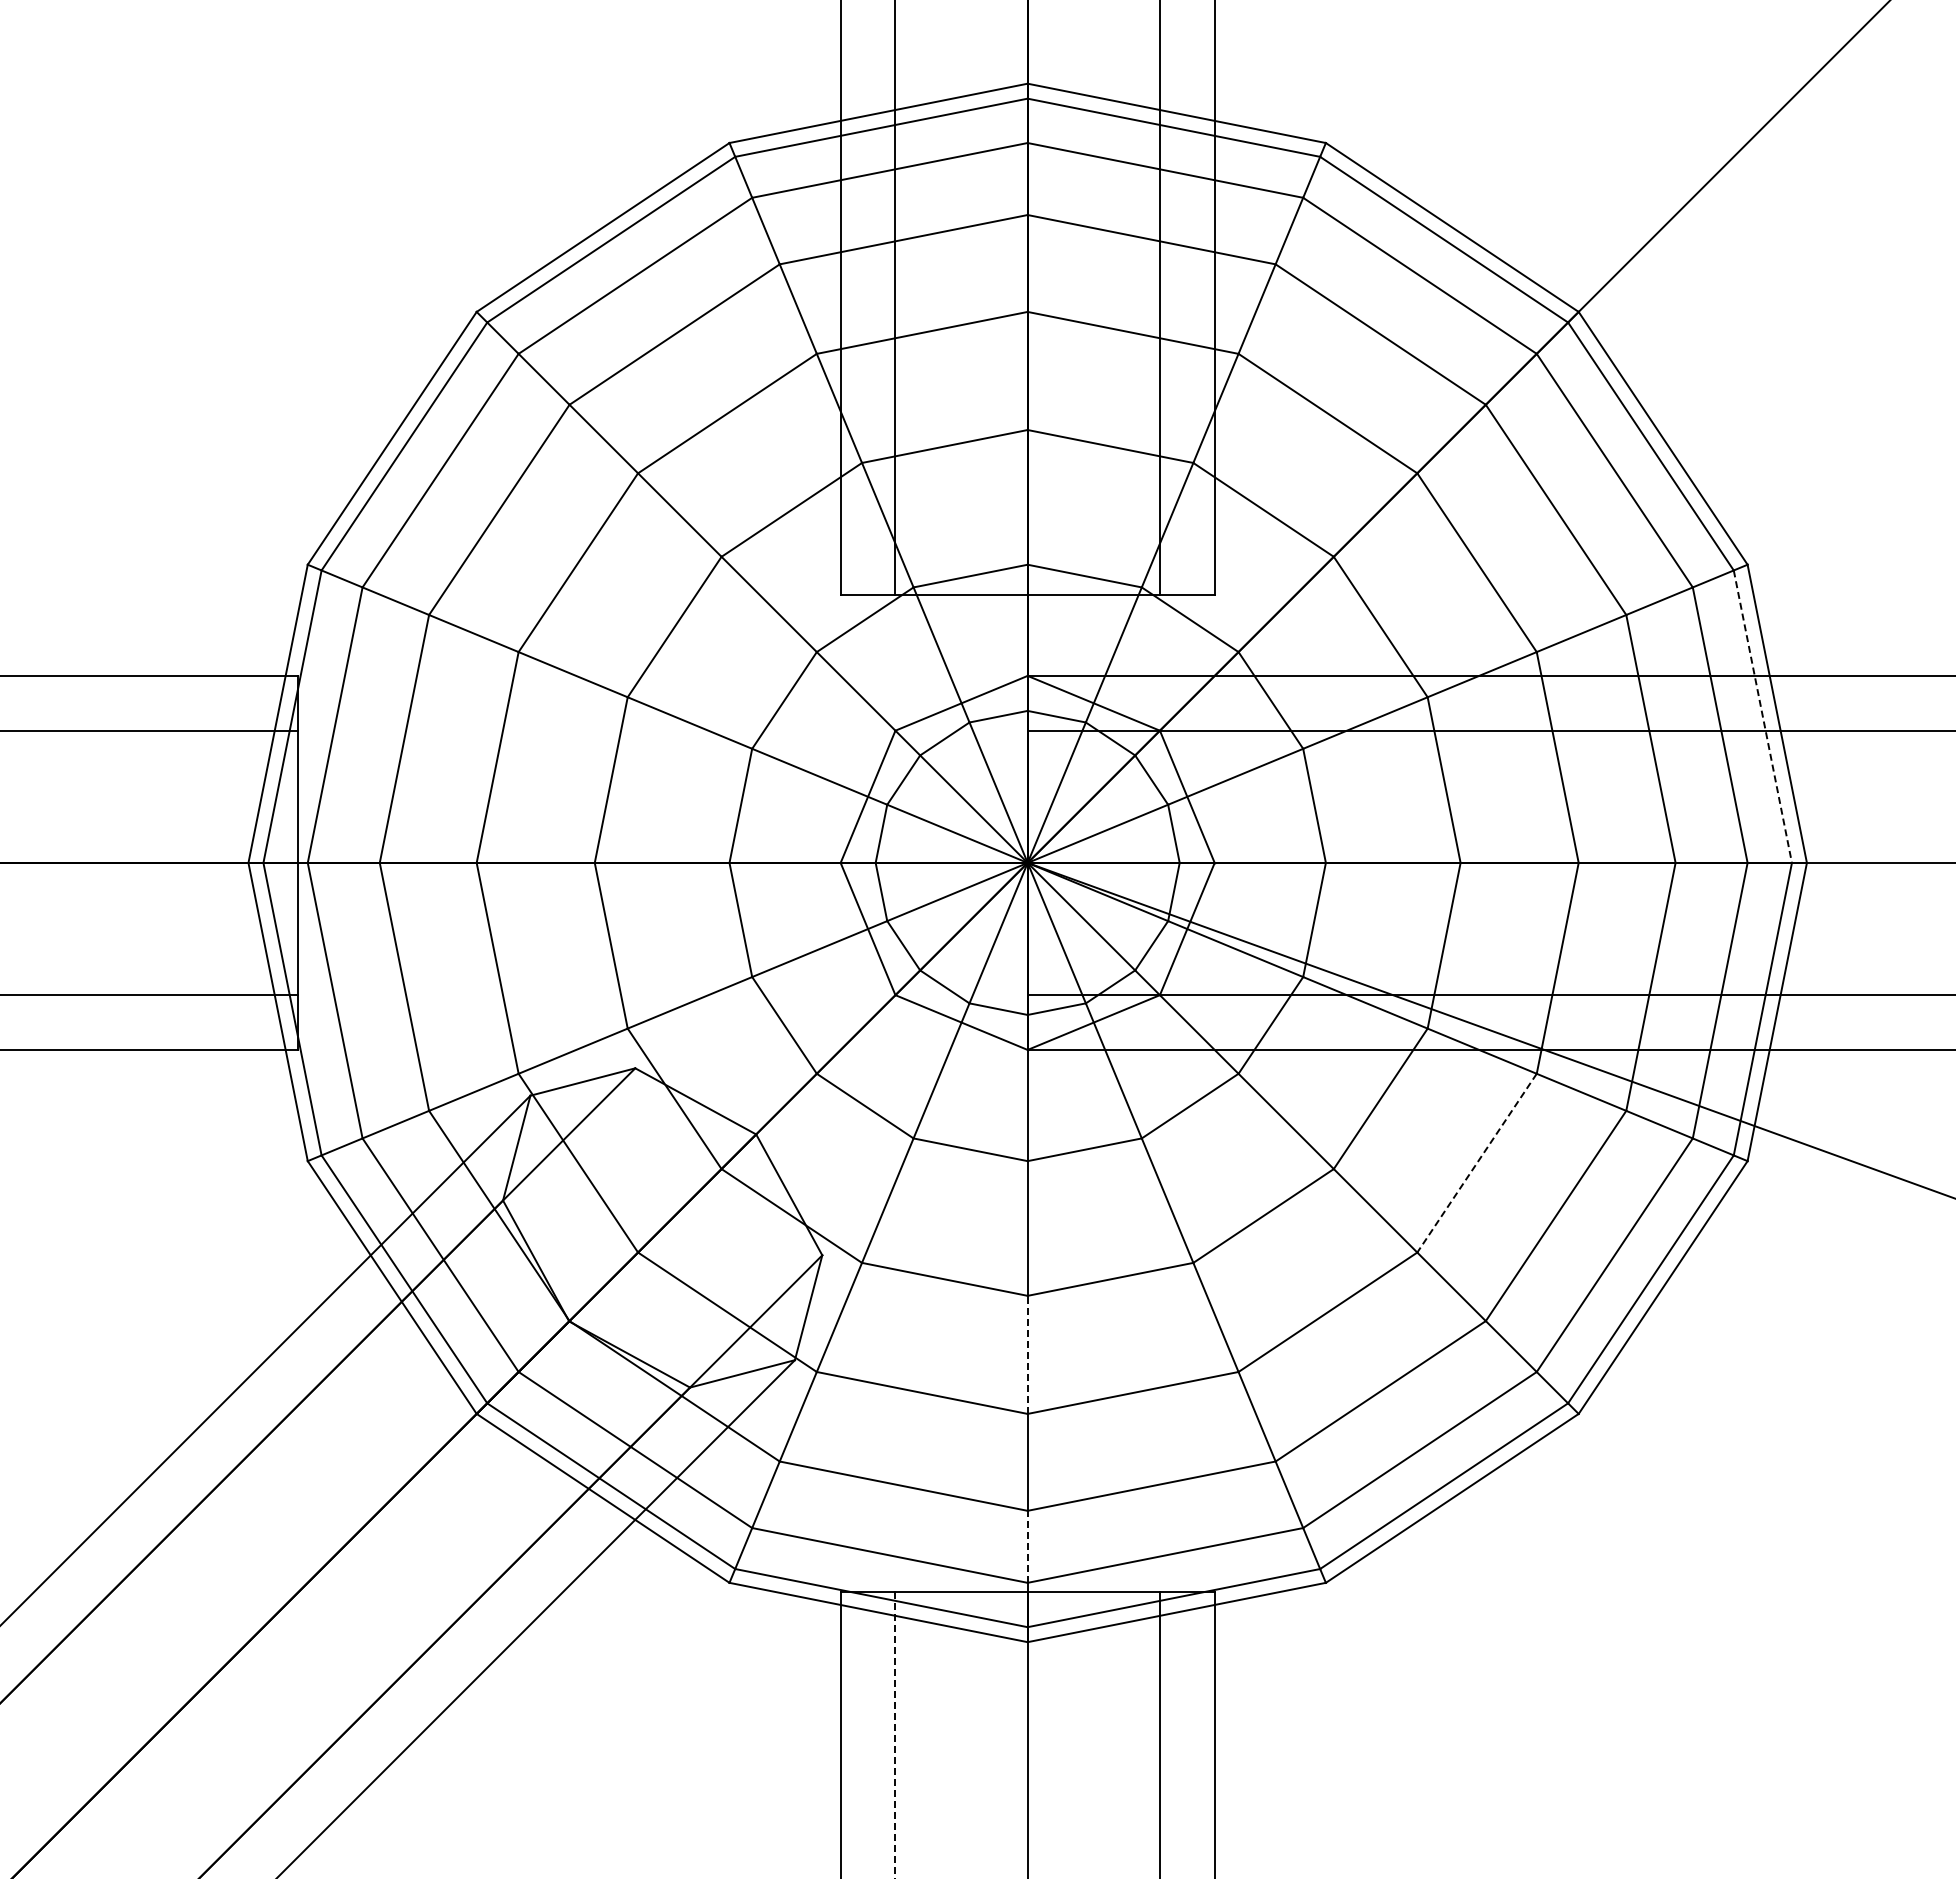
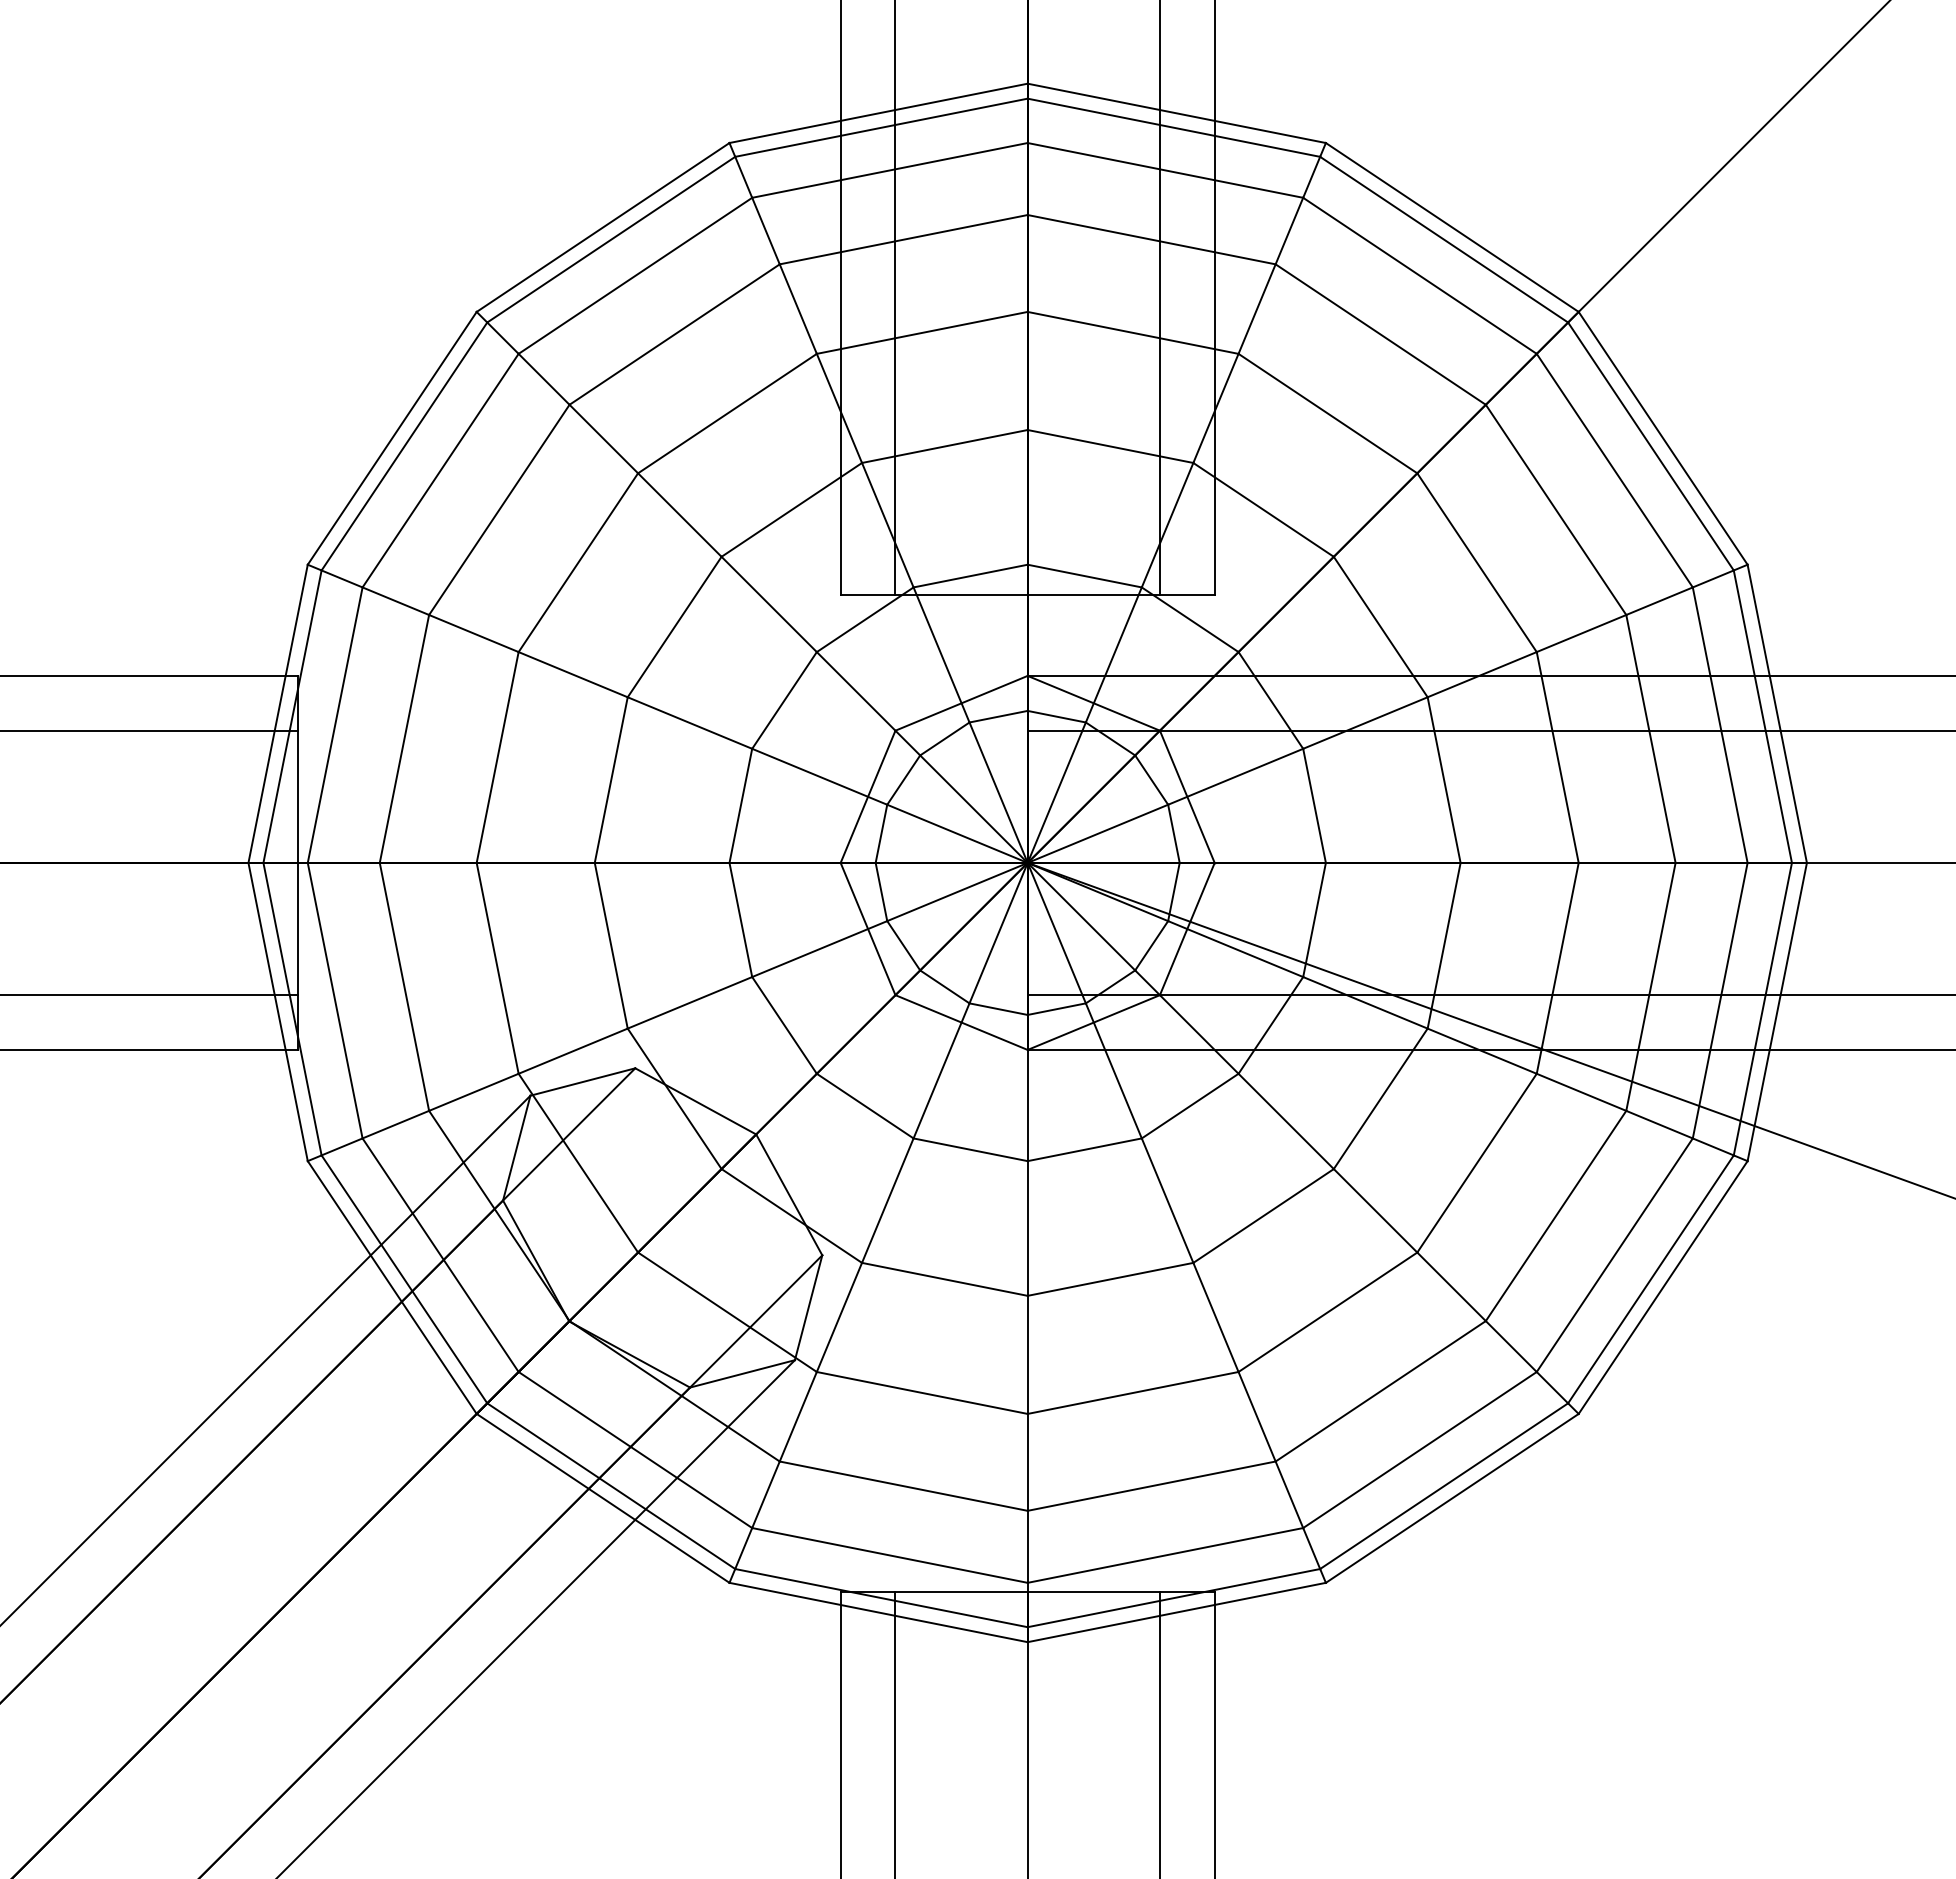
line: dashed -> solid (1762, 717)
line: dashed -> solid (1476, 1163)
line: dashed -> solid (1027, 1354)
line: dashed -> solid (1027, 1546)
line: dashed -> solid (895, 1735)
